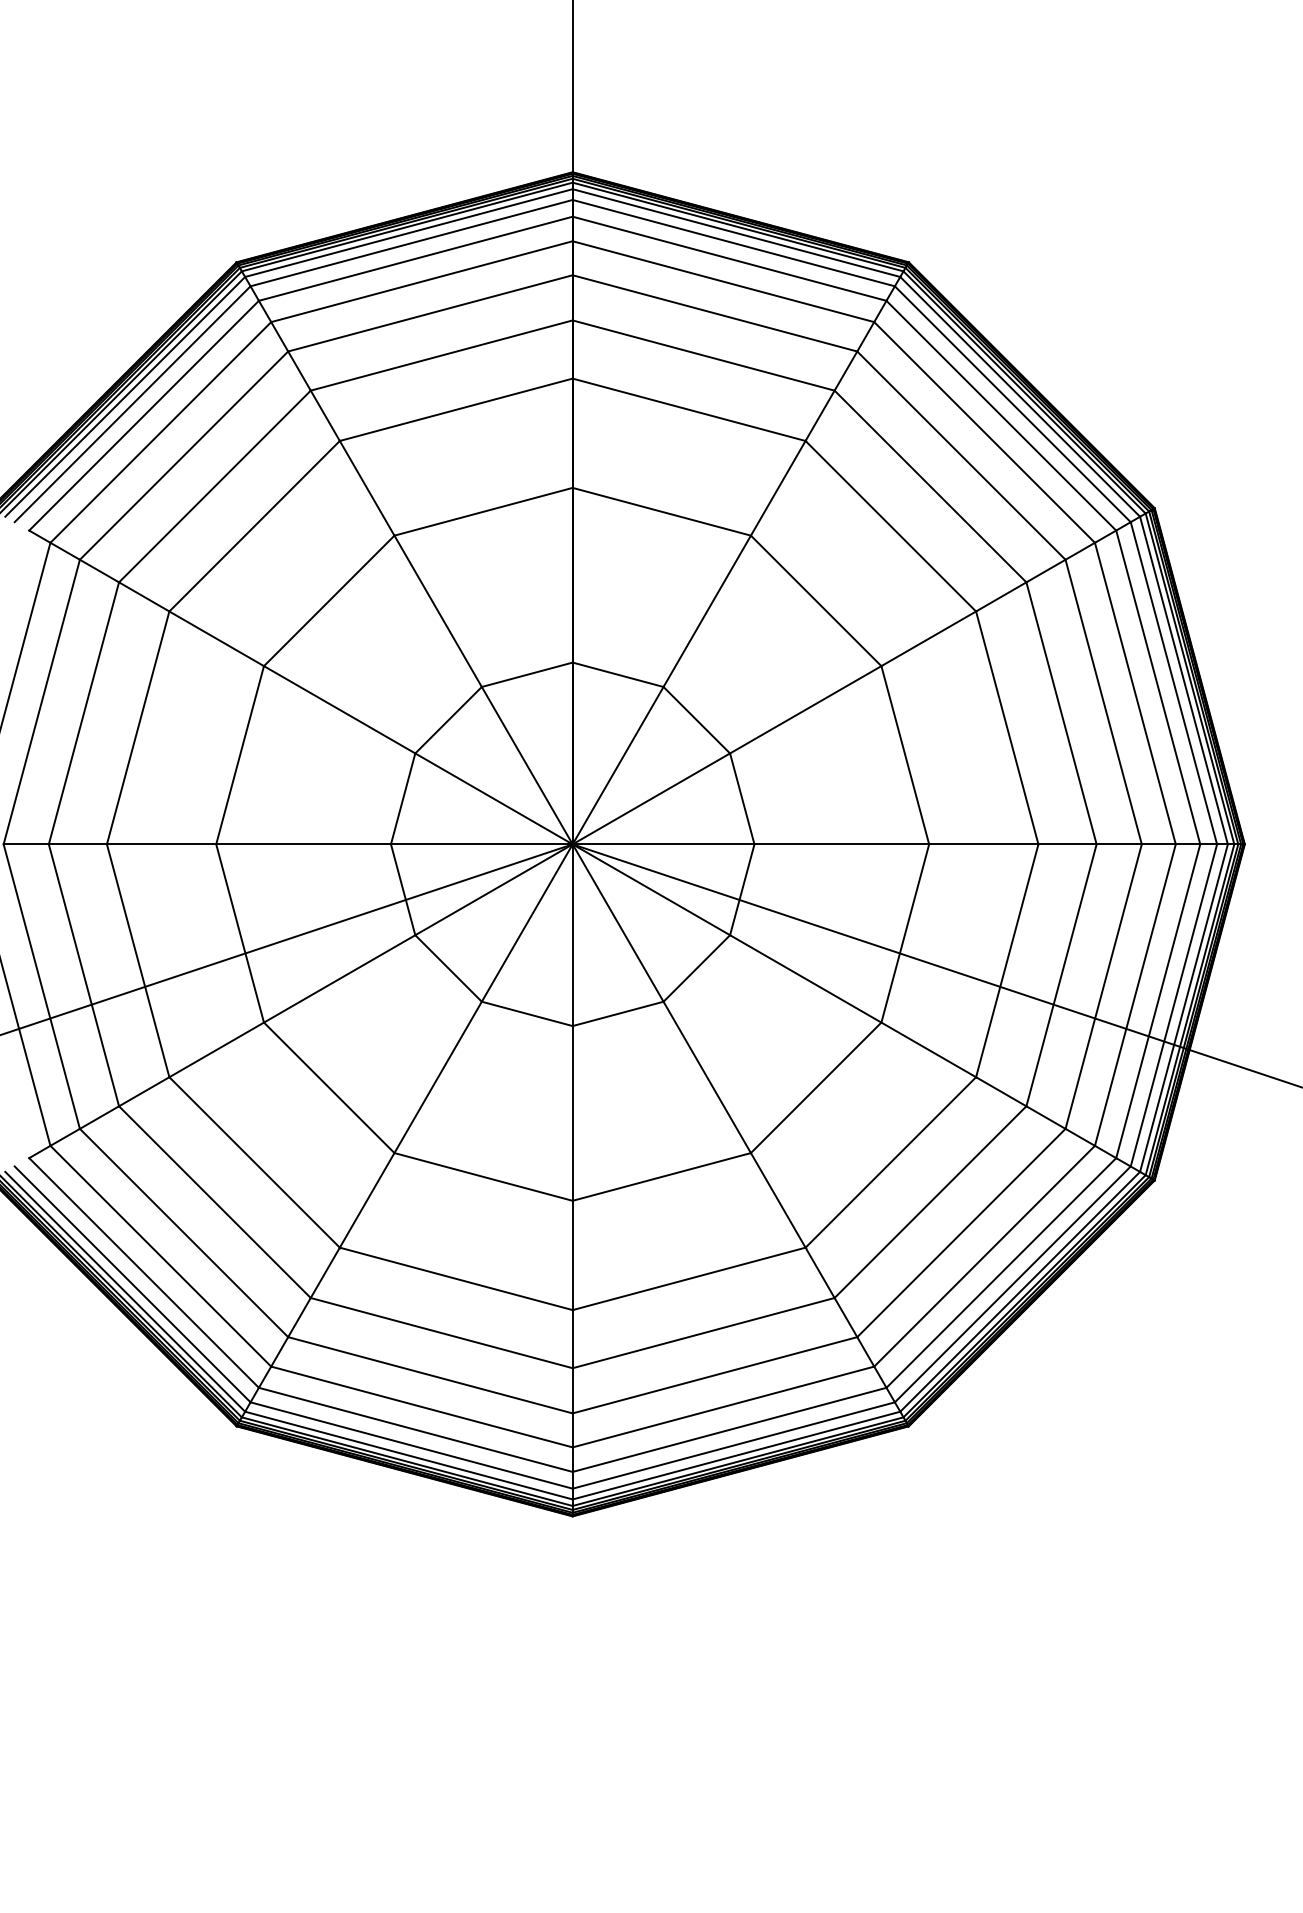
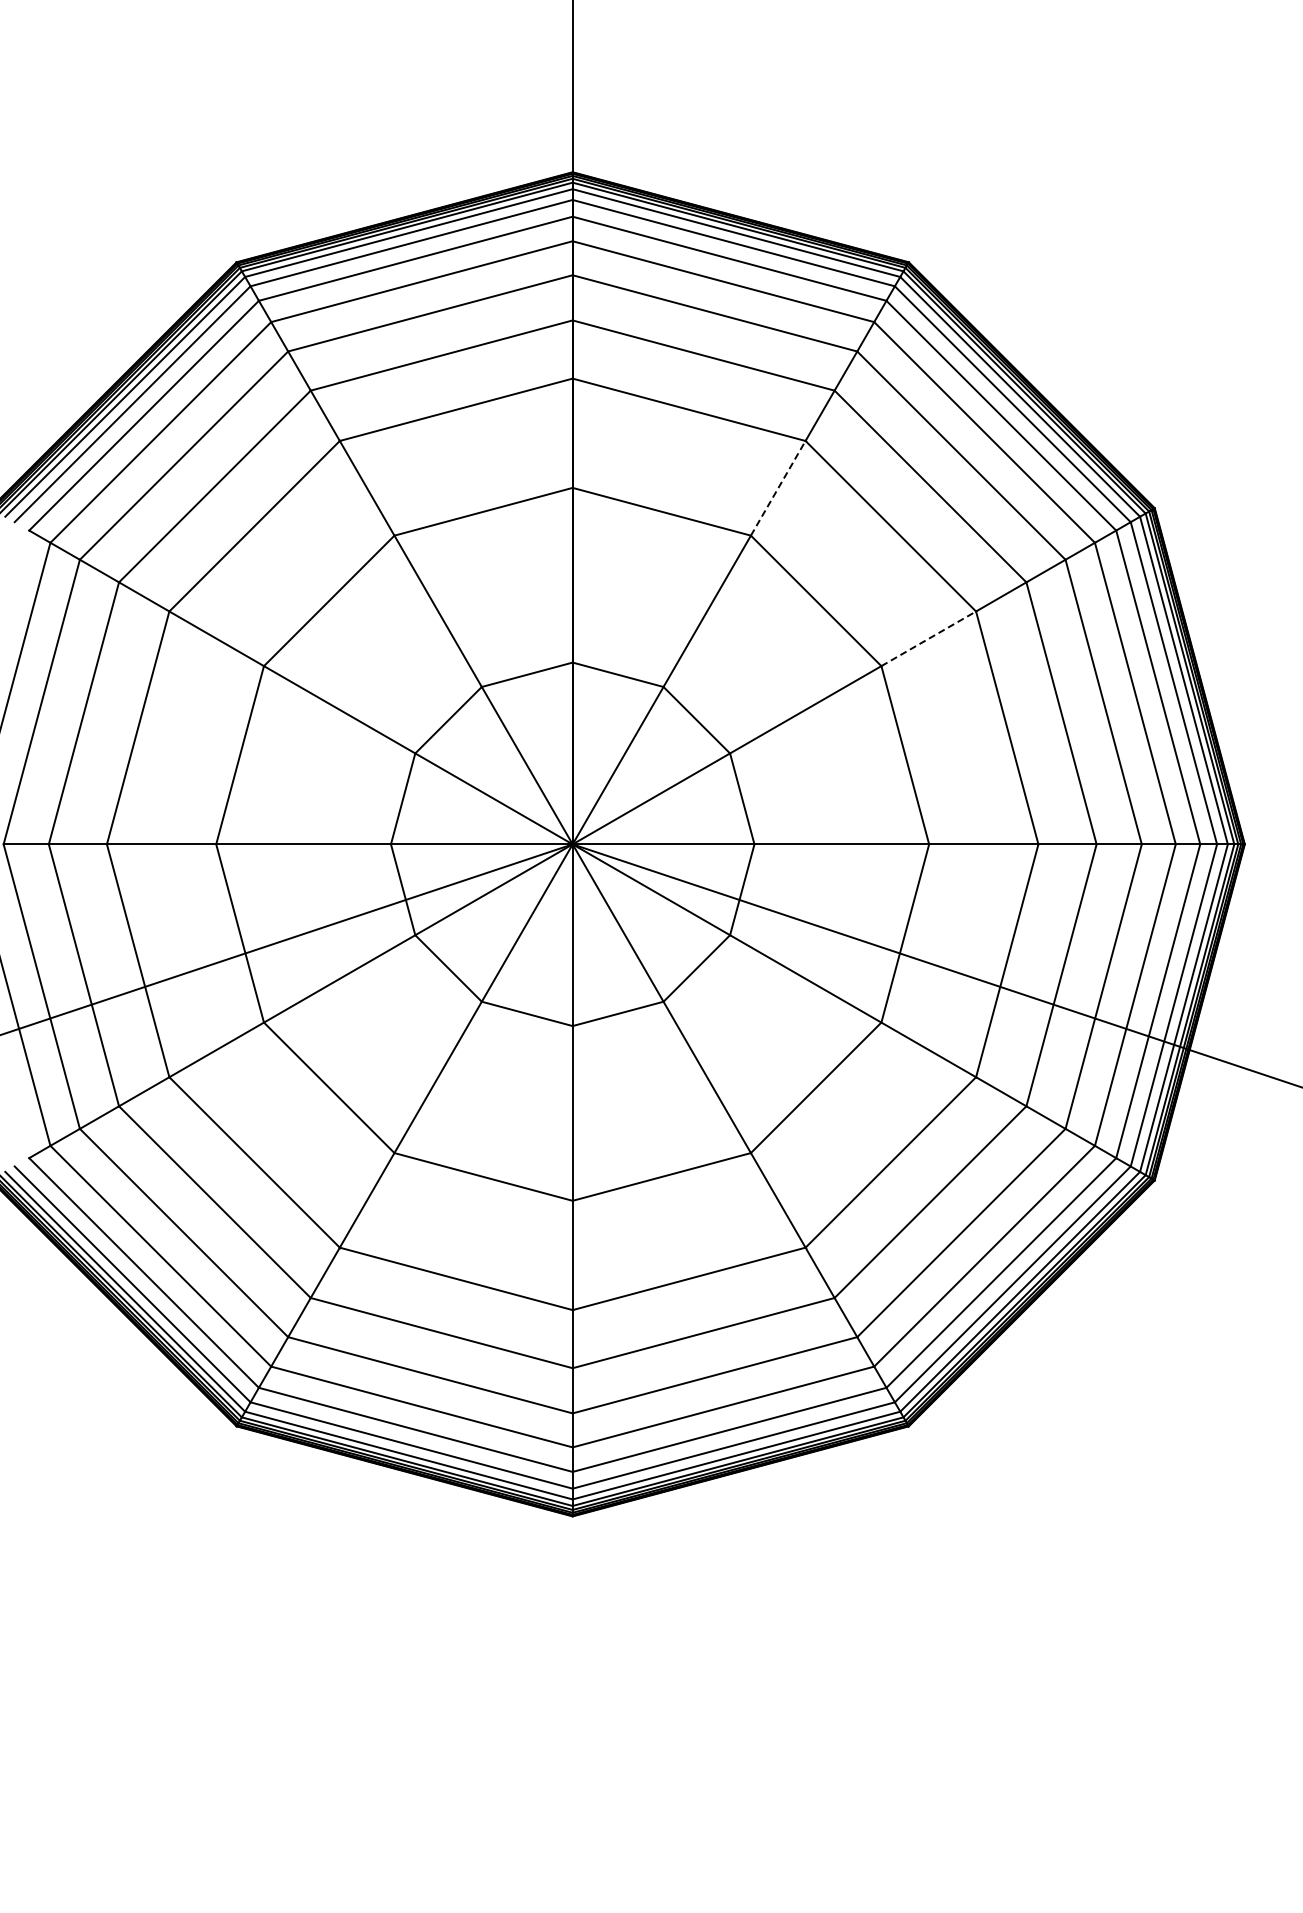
line: solid -> dashed (778, 488)
line: solid -> dashed (928, 638)
